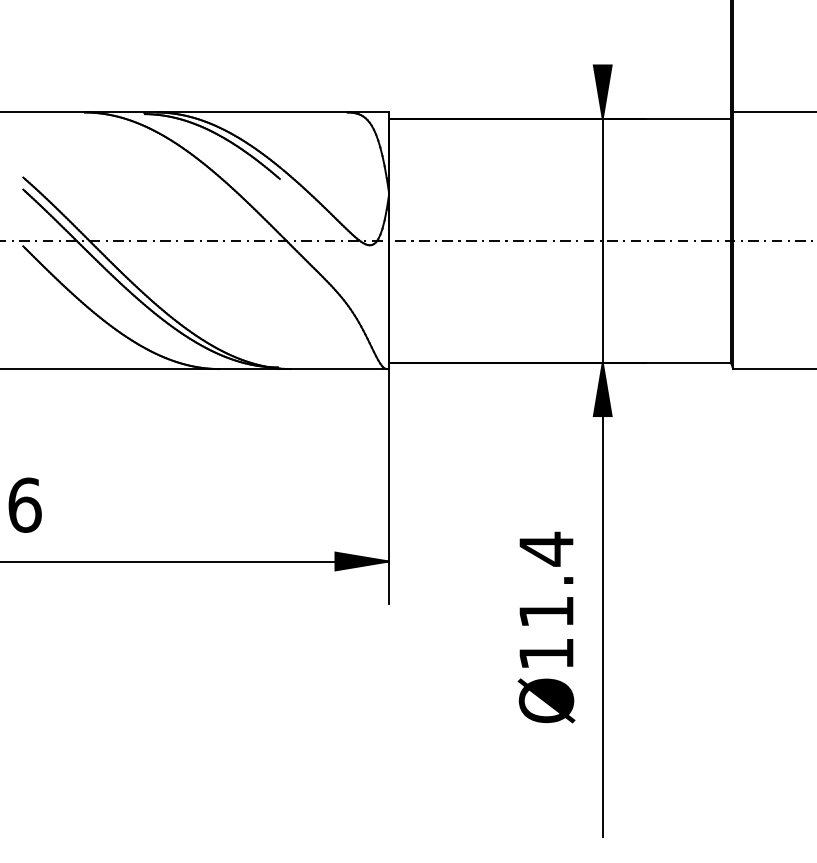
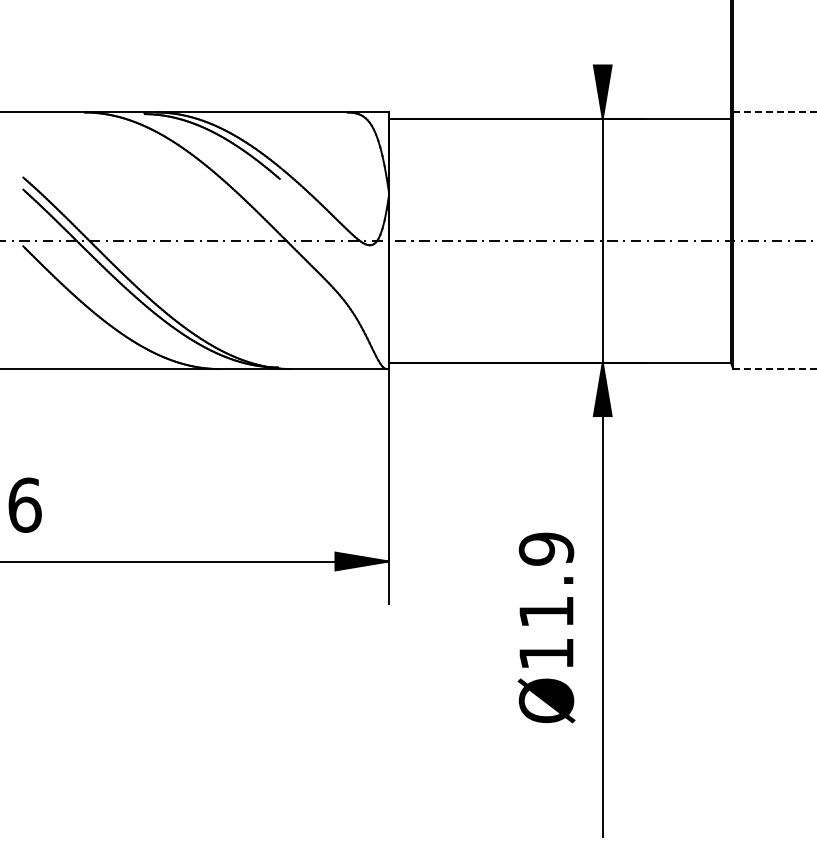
line: solid -> dashed (775, 112)
line: solid -> dashed (775, 369)
text: Ø11.4 -> Ø11.9 (546, 548)
